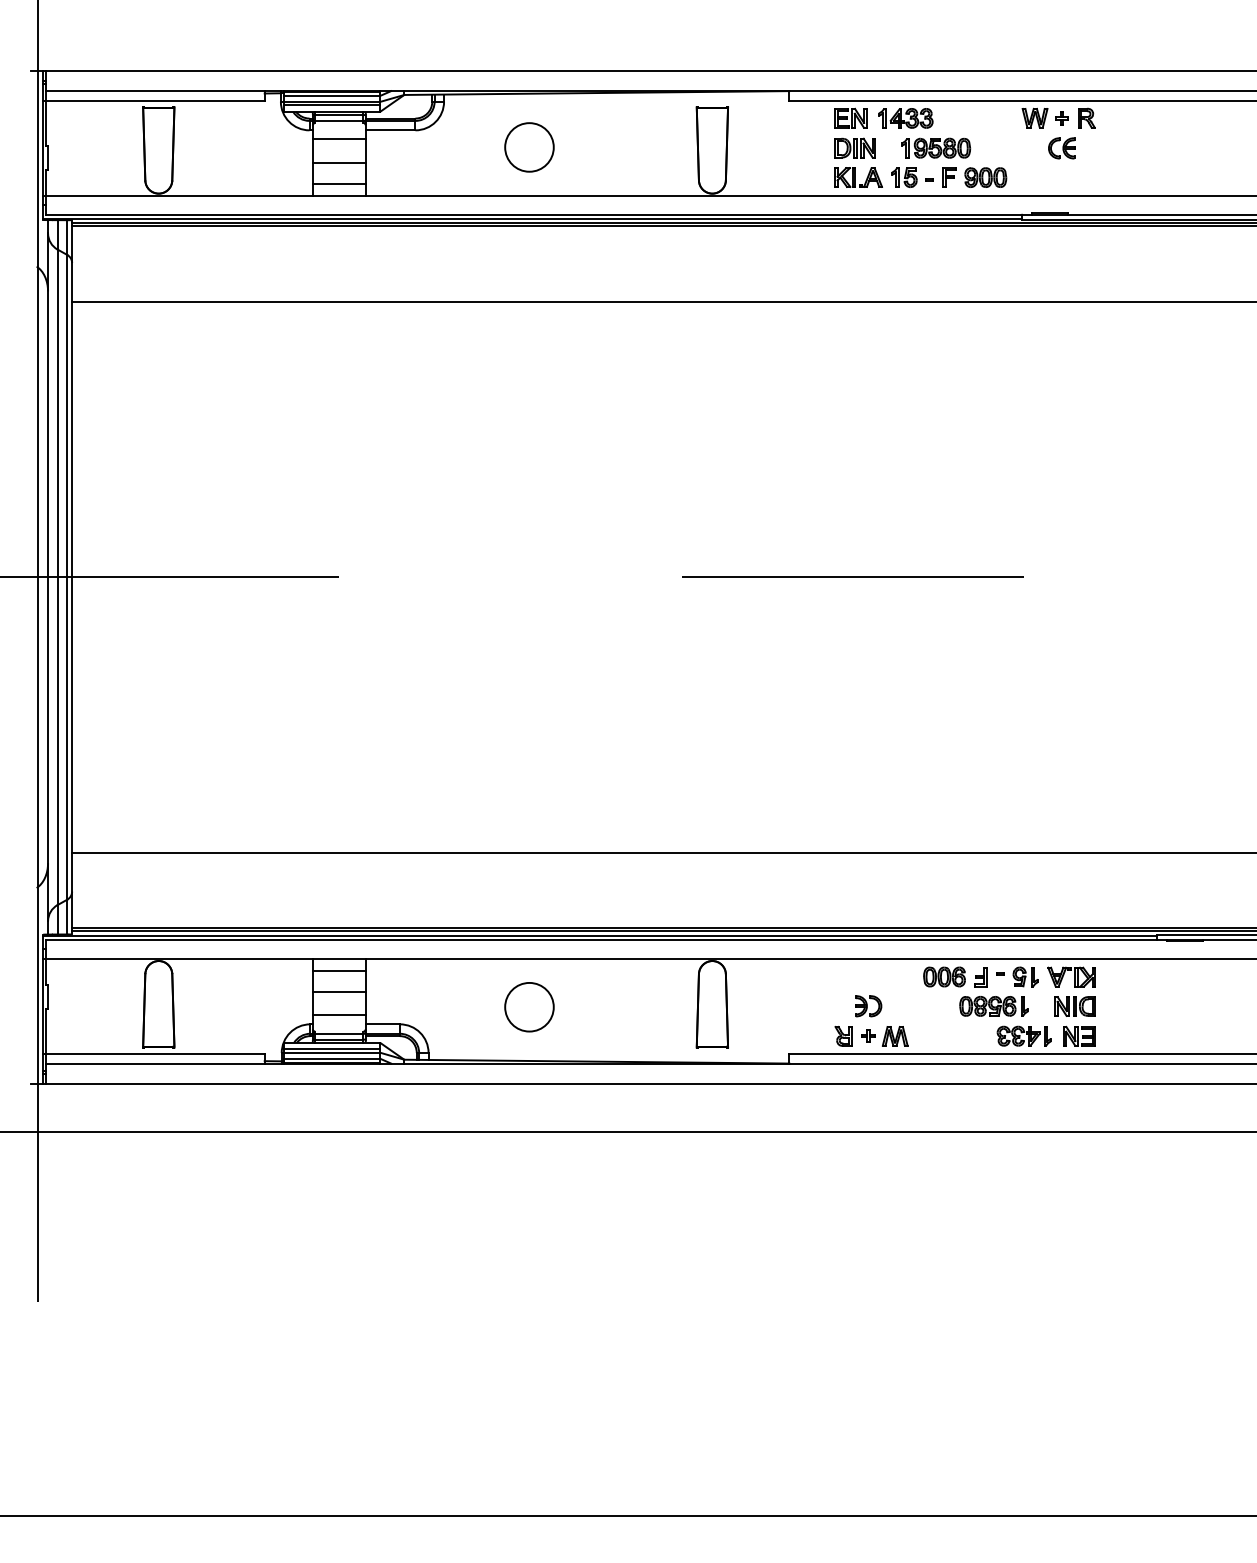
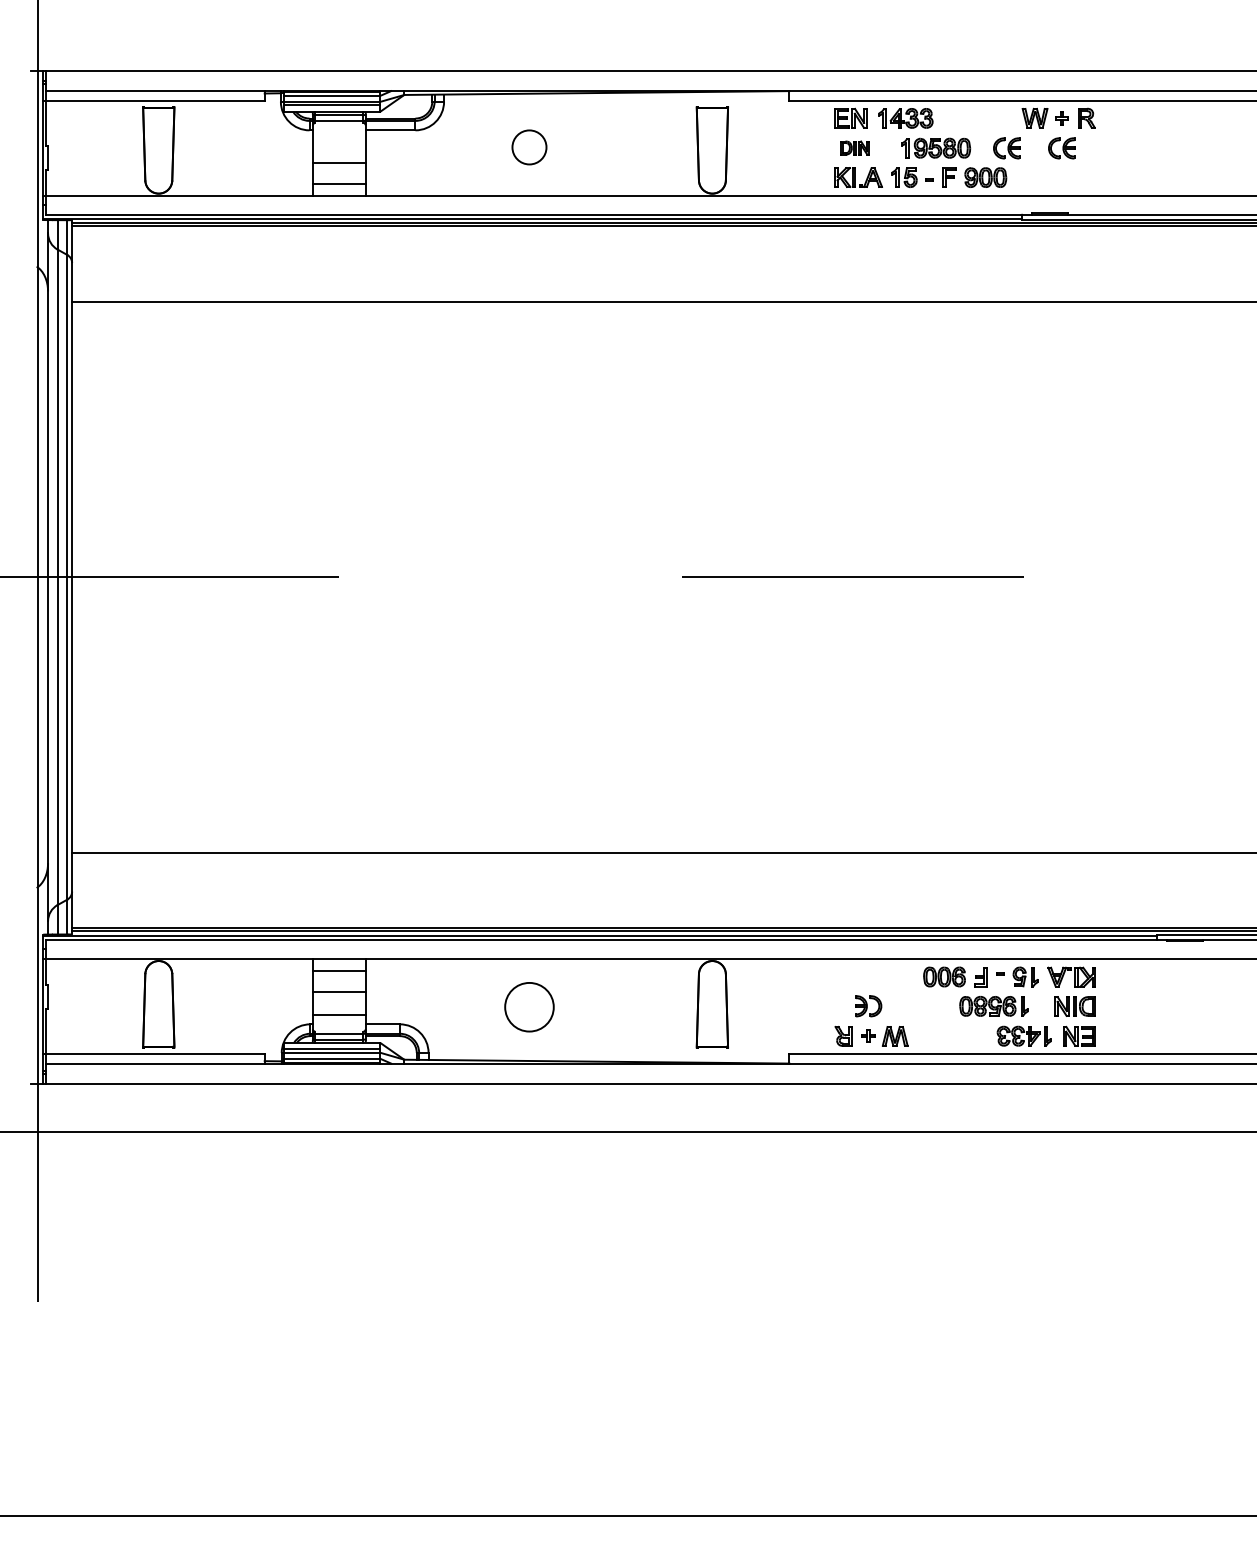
line: present -> none (338, 139)
circle diameter: 49 px -> 34 px (529, 147)
part size: 42x22 px -> 30x16 px (854, 147)
part: none -> present (1006, 148)
